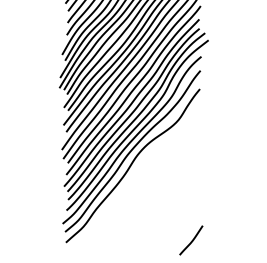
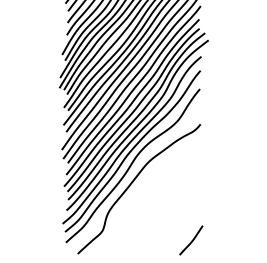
curve: none -> present (132, 183)
